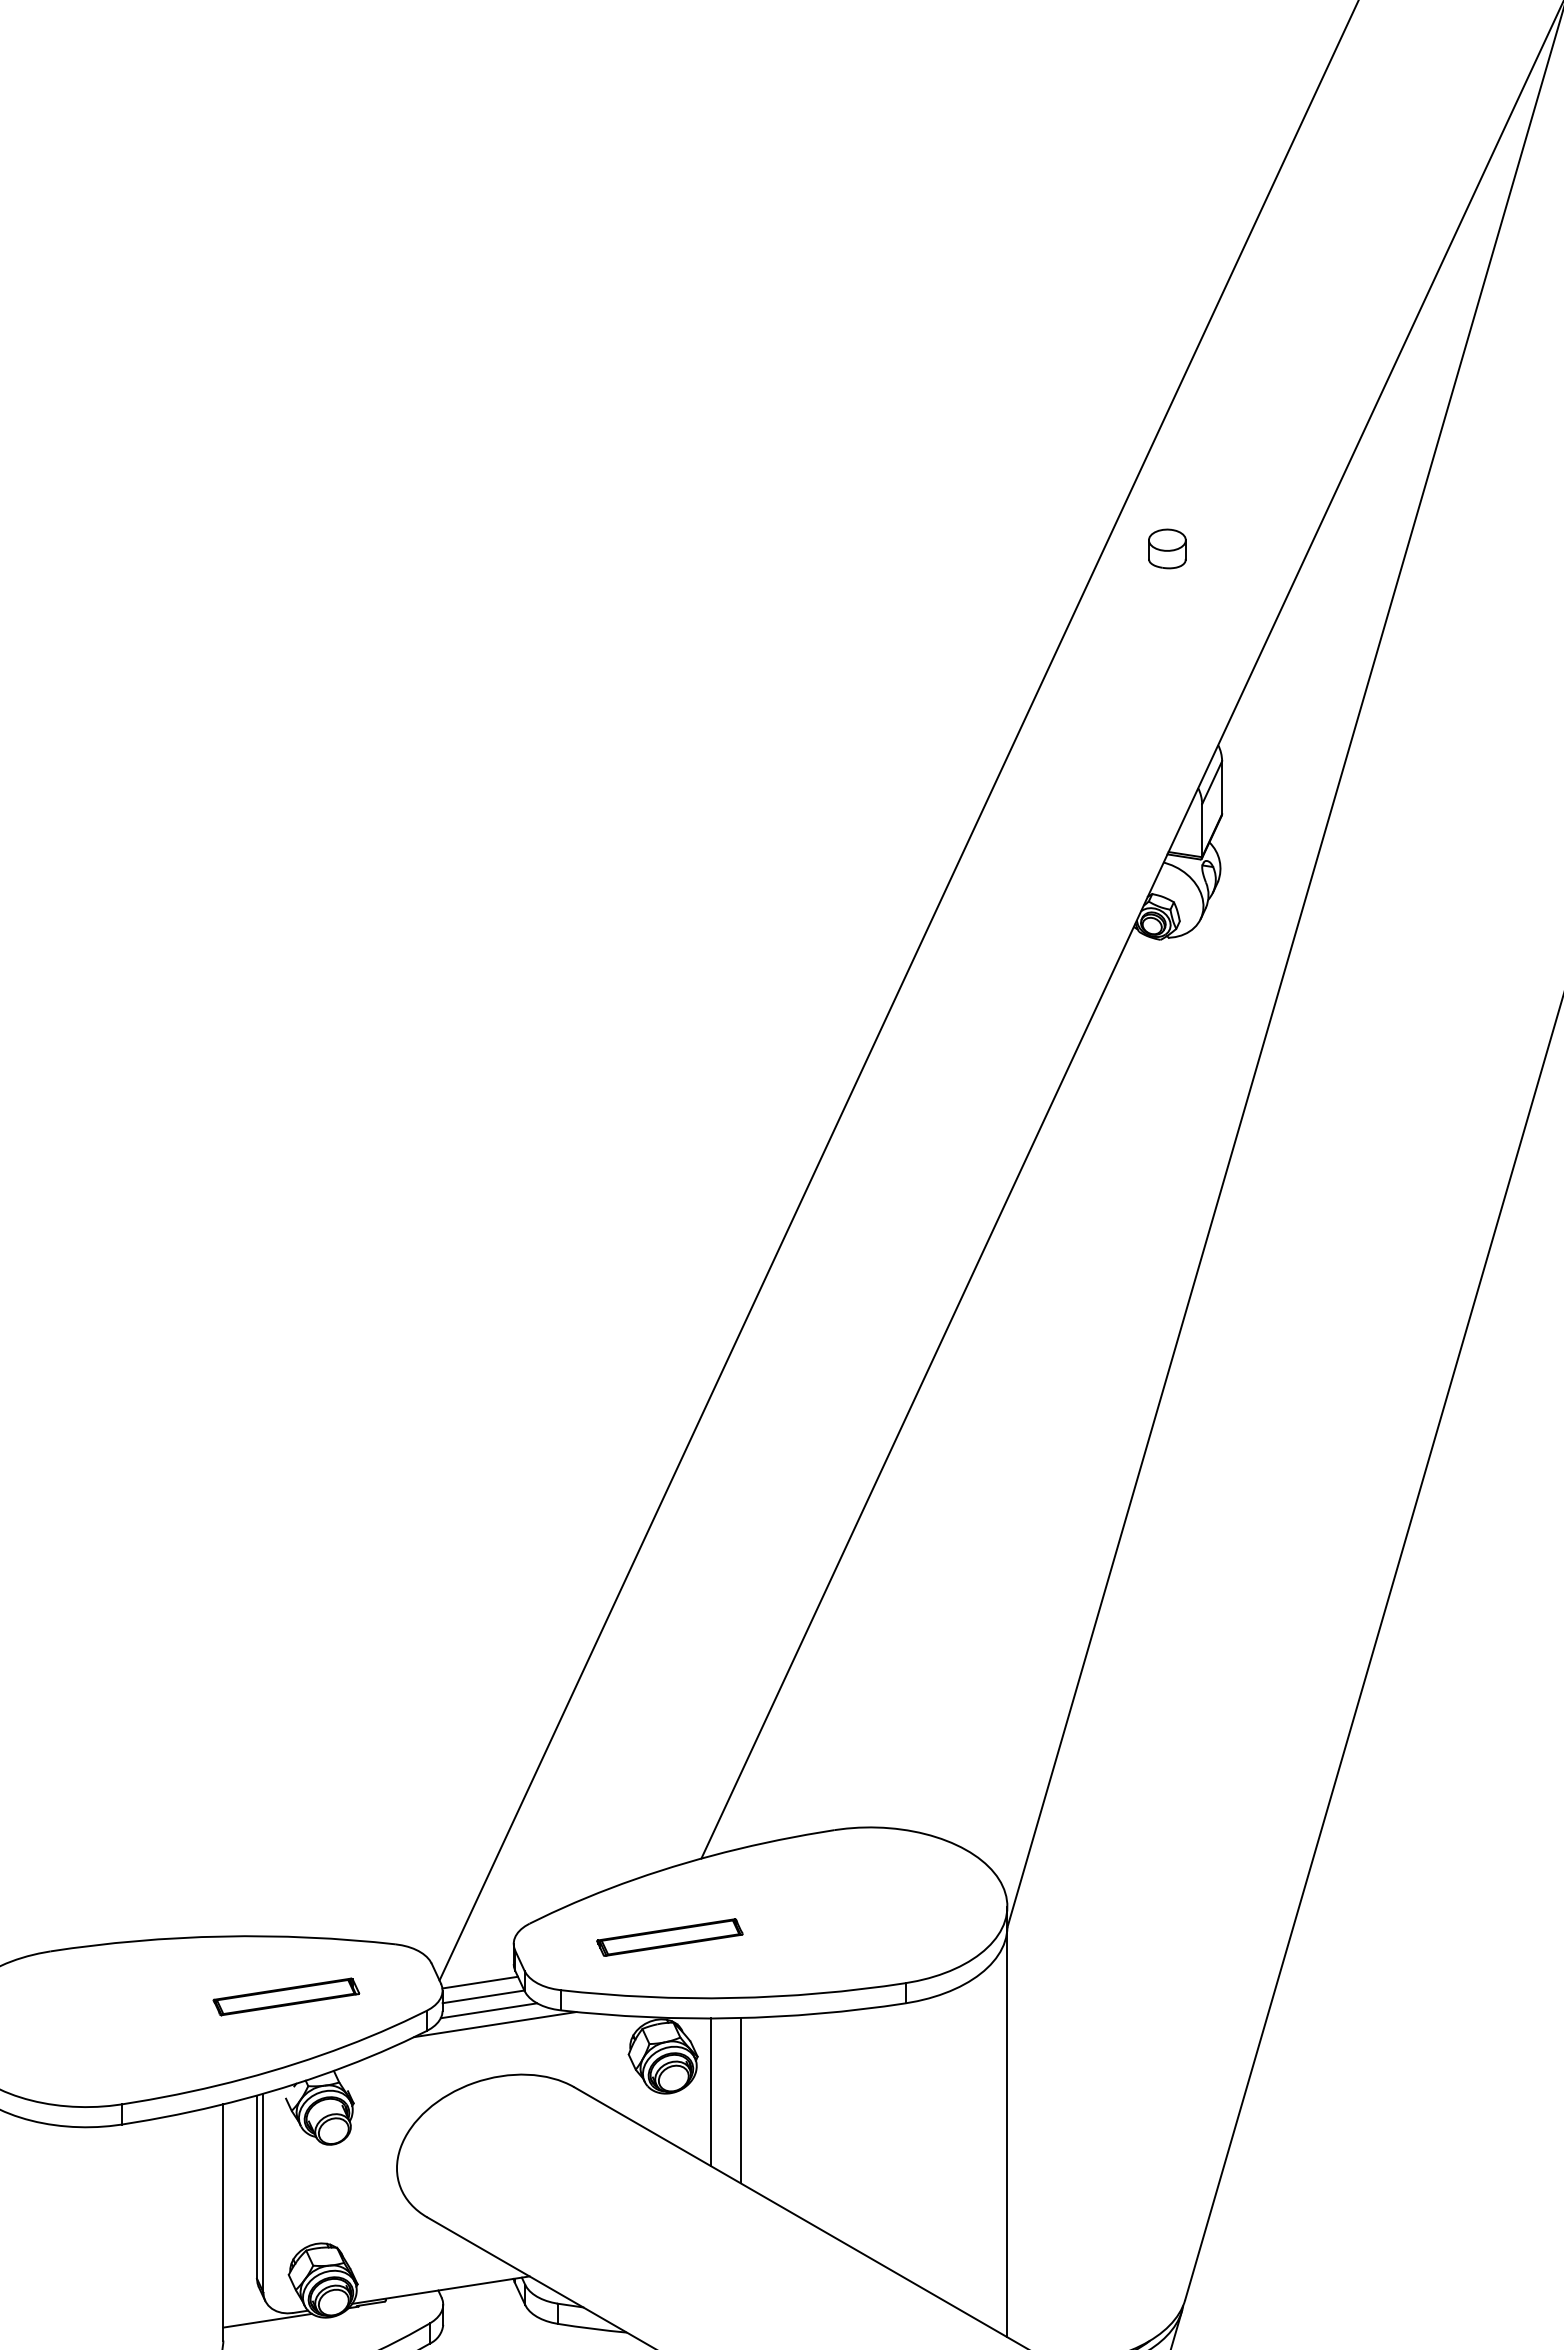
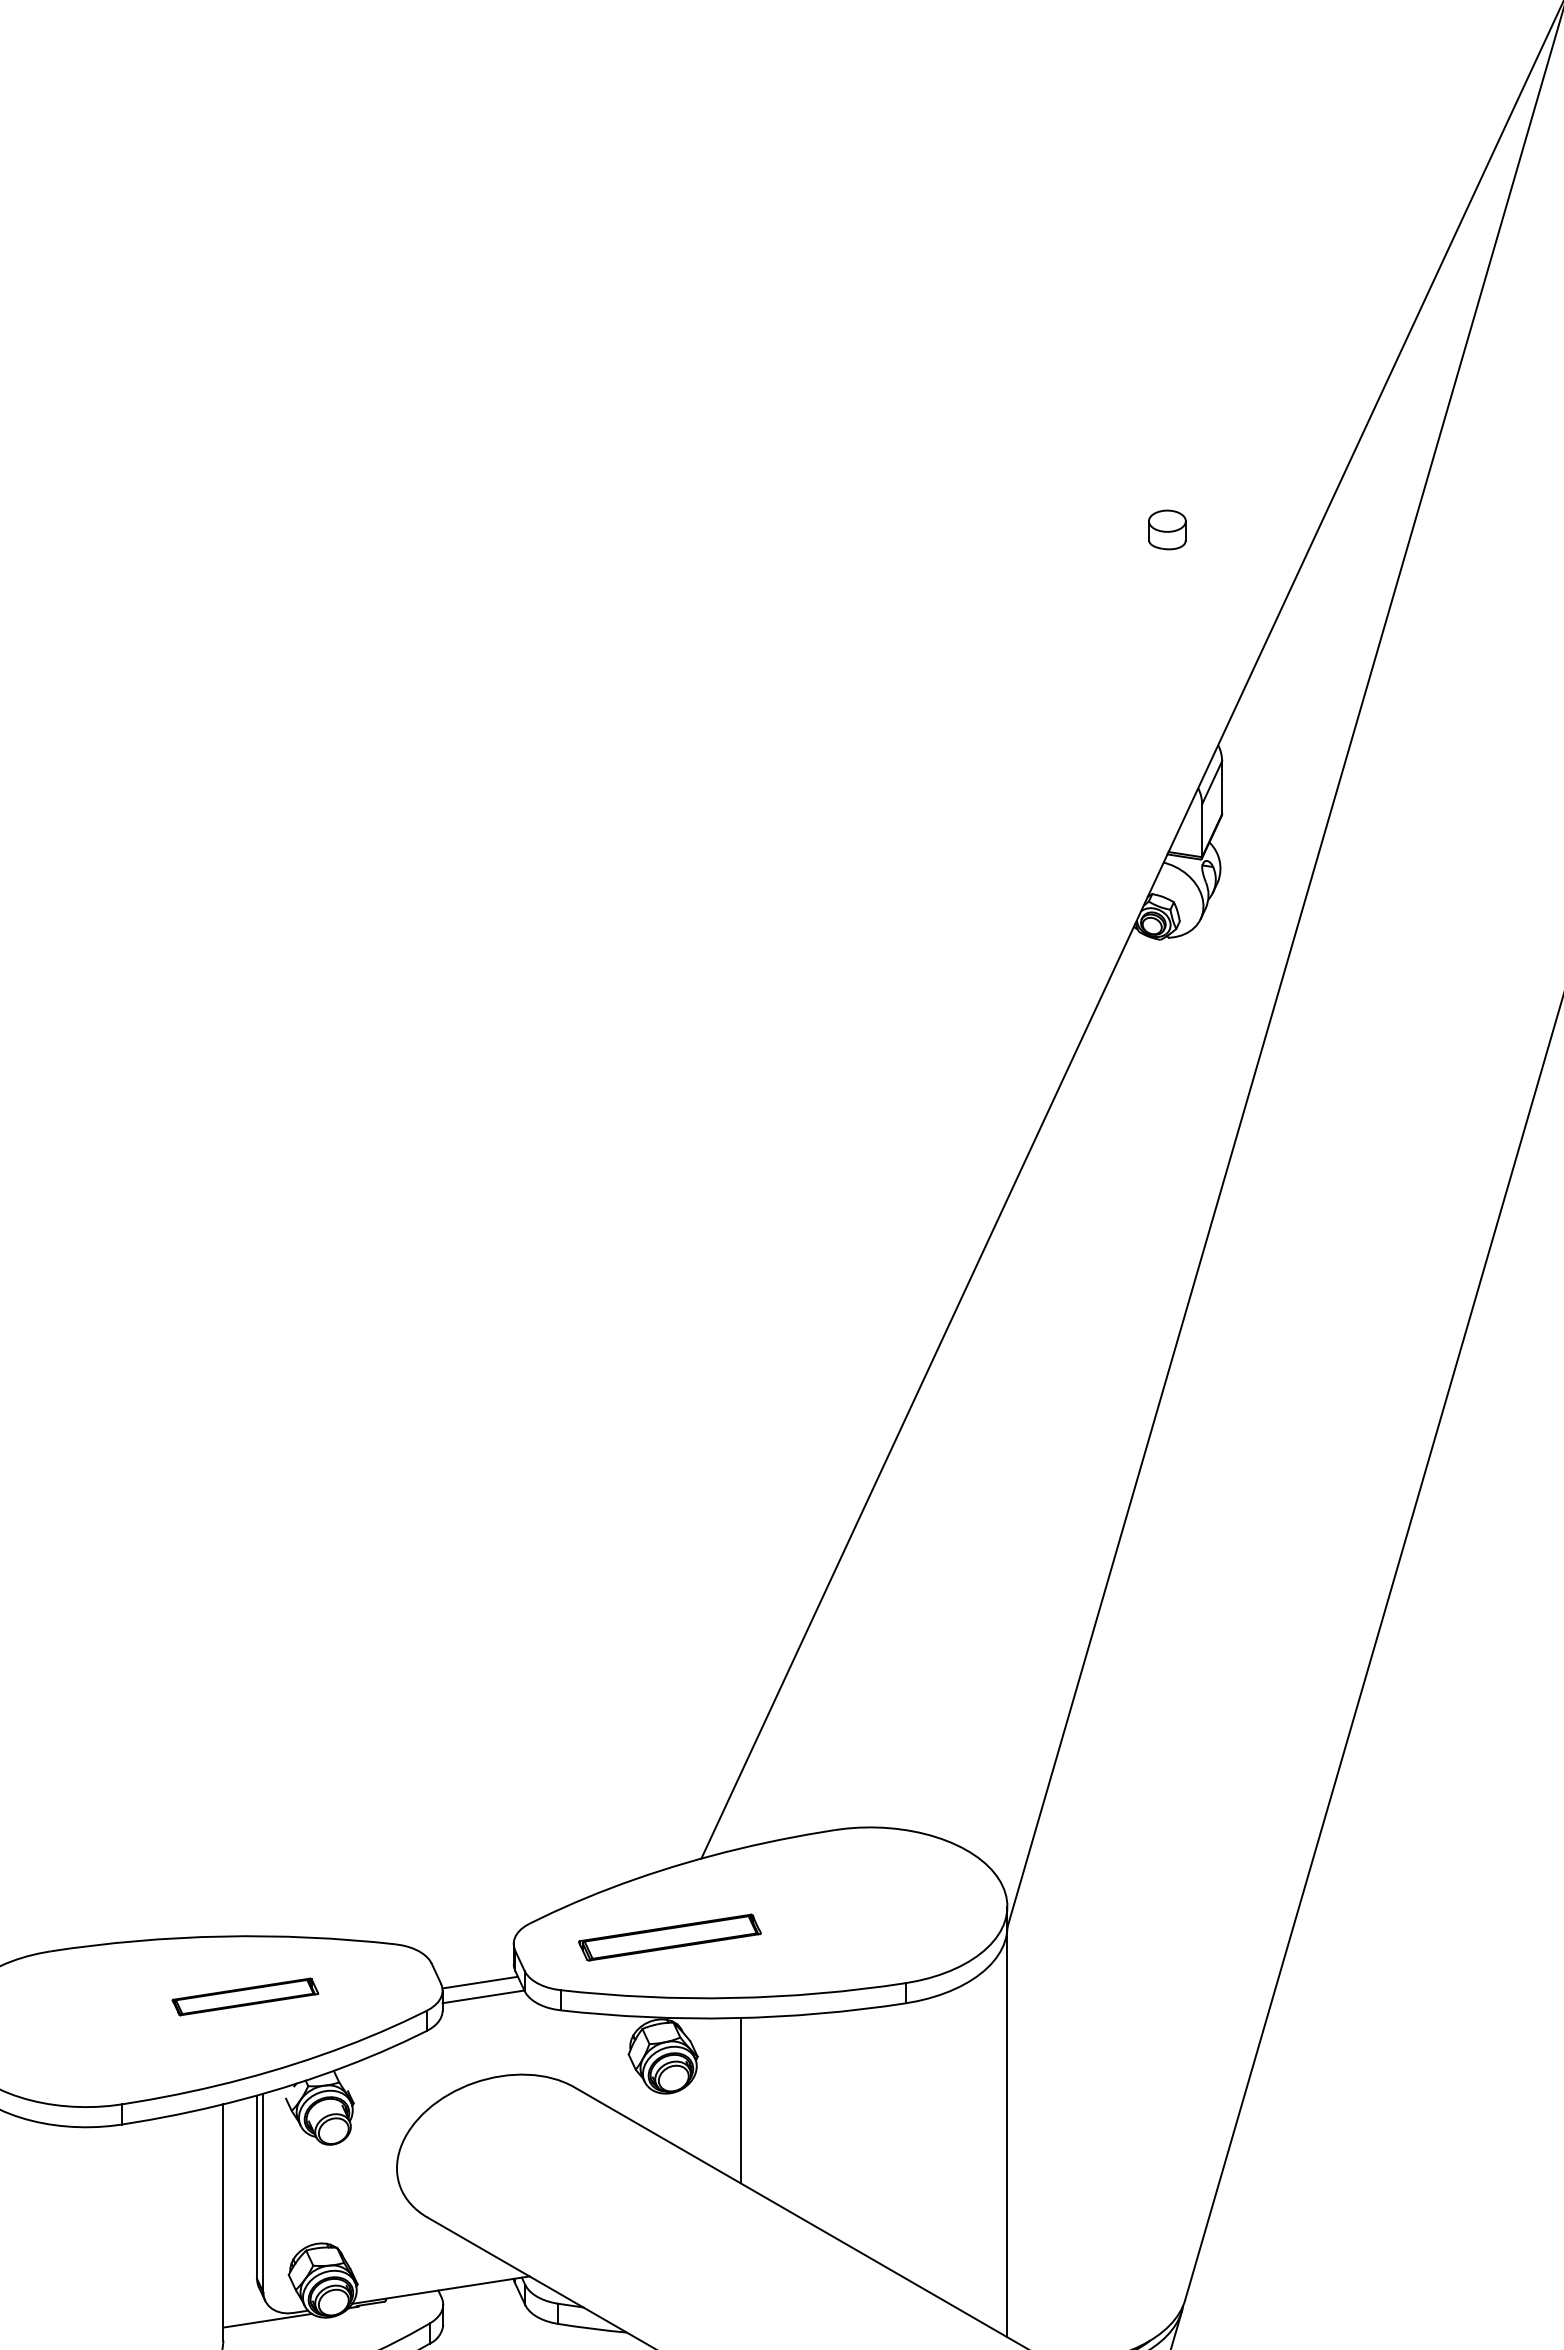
part position: (1167, 548) -> (1167, 529) (1167, 529)
line: present -> none (898, 991)
part size: 148x39 px -> 184x49 px (669, 1937)
part position: (286, 1996) -> (245, 1996) (245, 1996)
line: present -> none (488, 2010)
line: present -> none (495, 2024)
line: present -> none (710, 2091)
